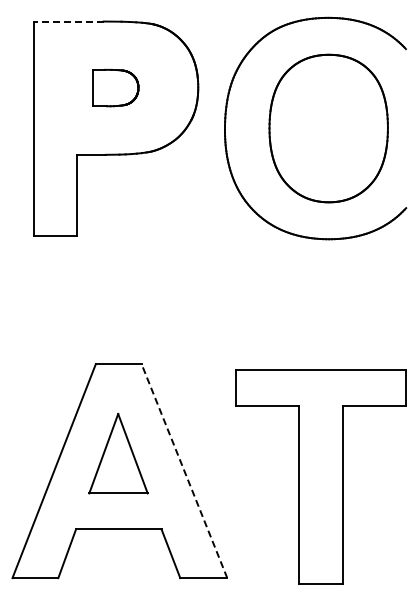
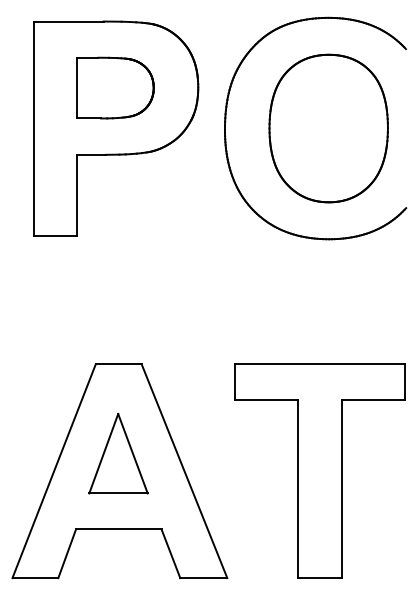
line: dashed -> solid (68, 21)
part size: 48x40 px -> 79x64 px (115, 87)
line: dashed -> solid (184, 470)
part position: (320, 476) -> (319, 470) (319, 470)
